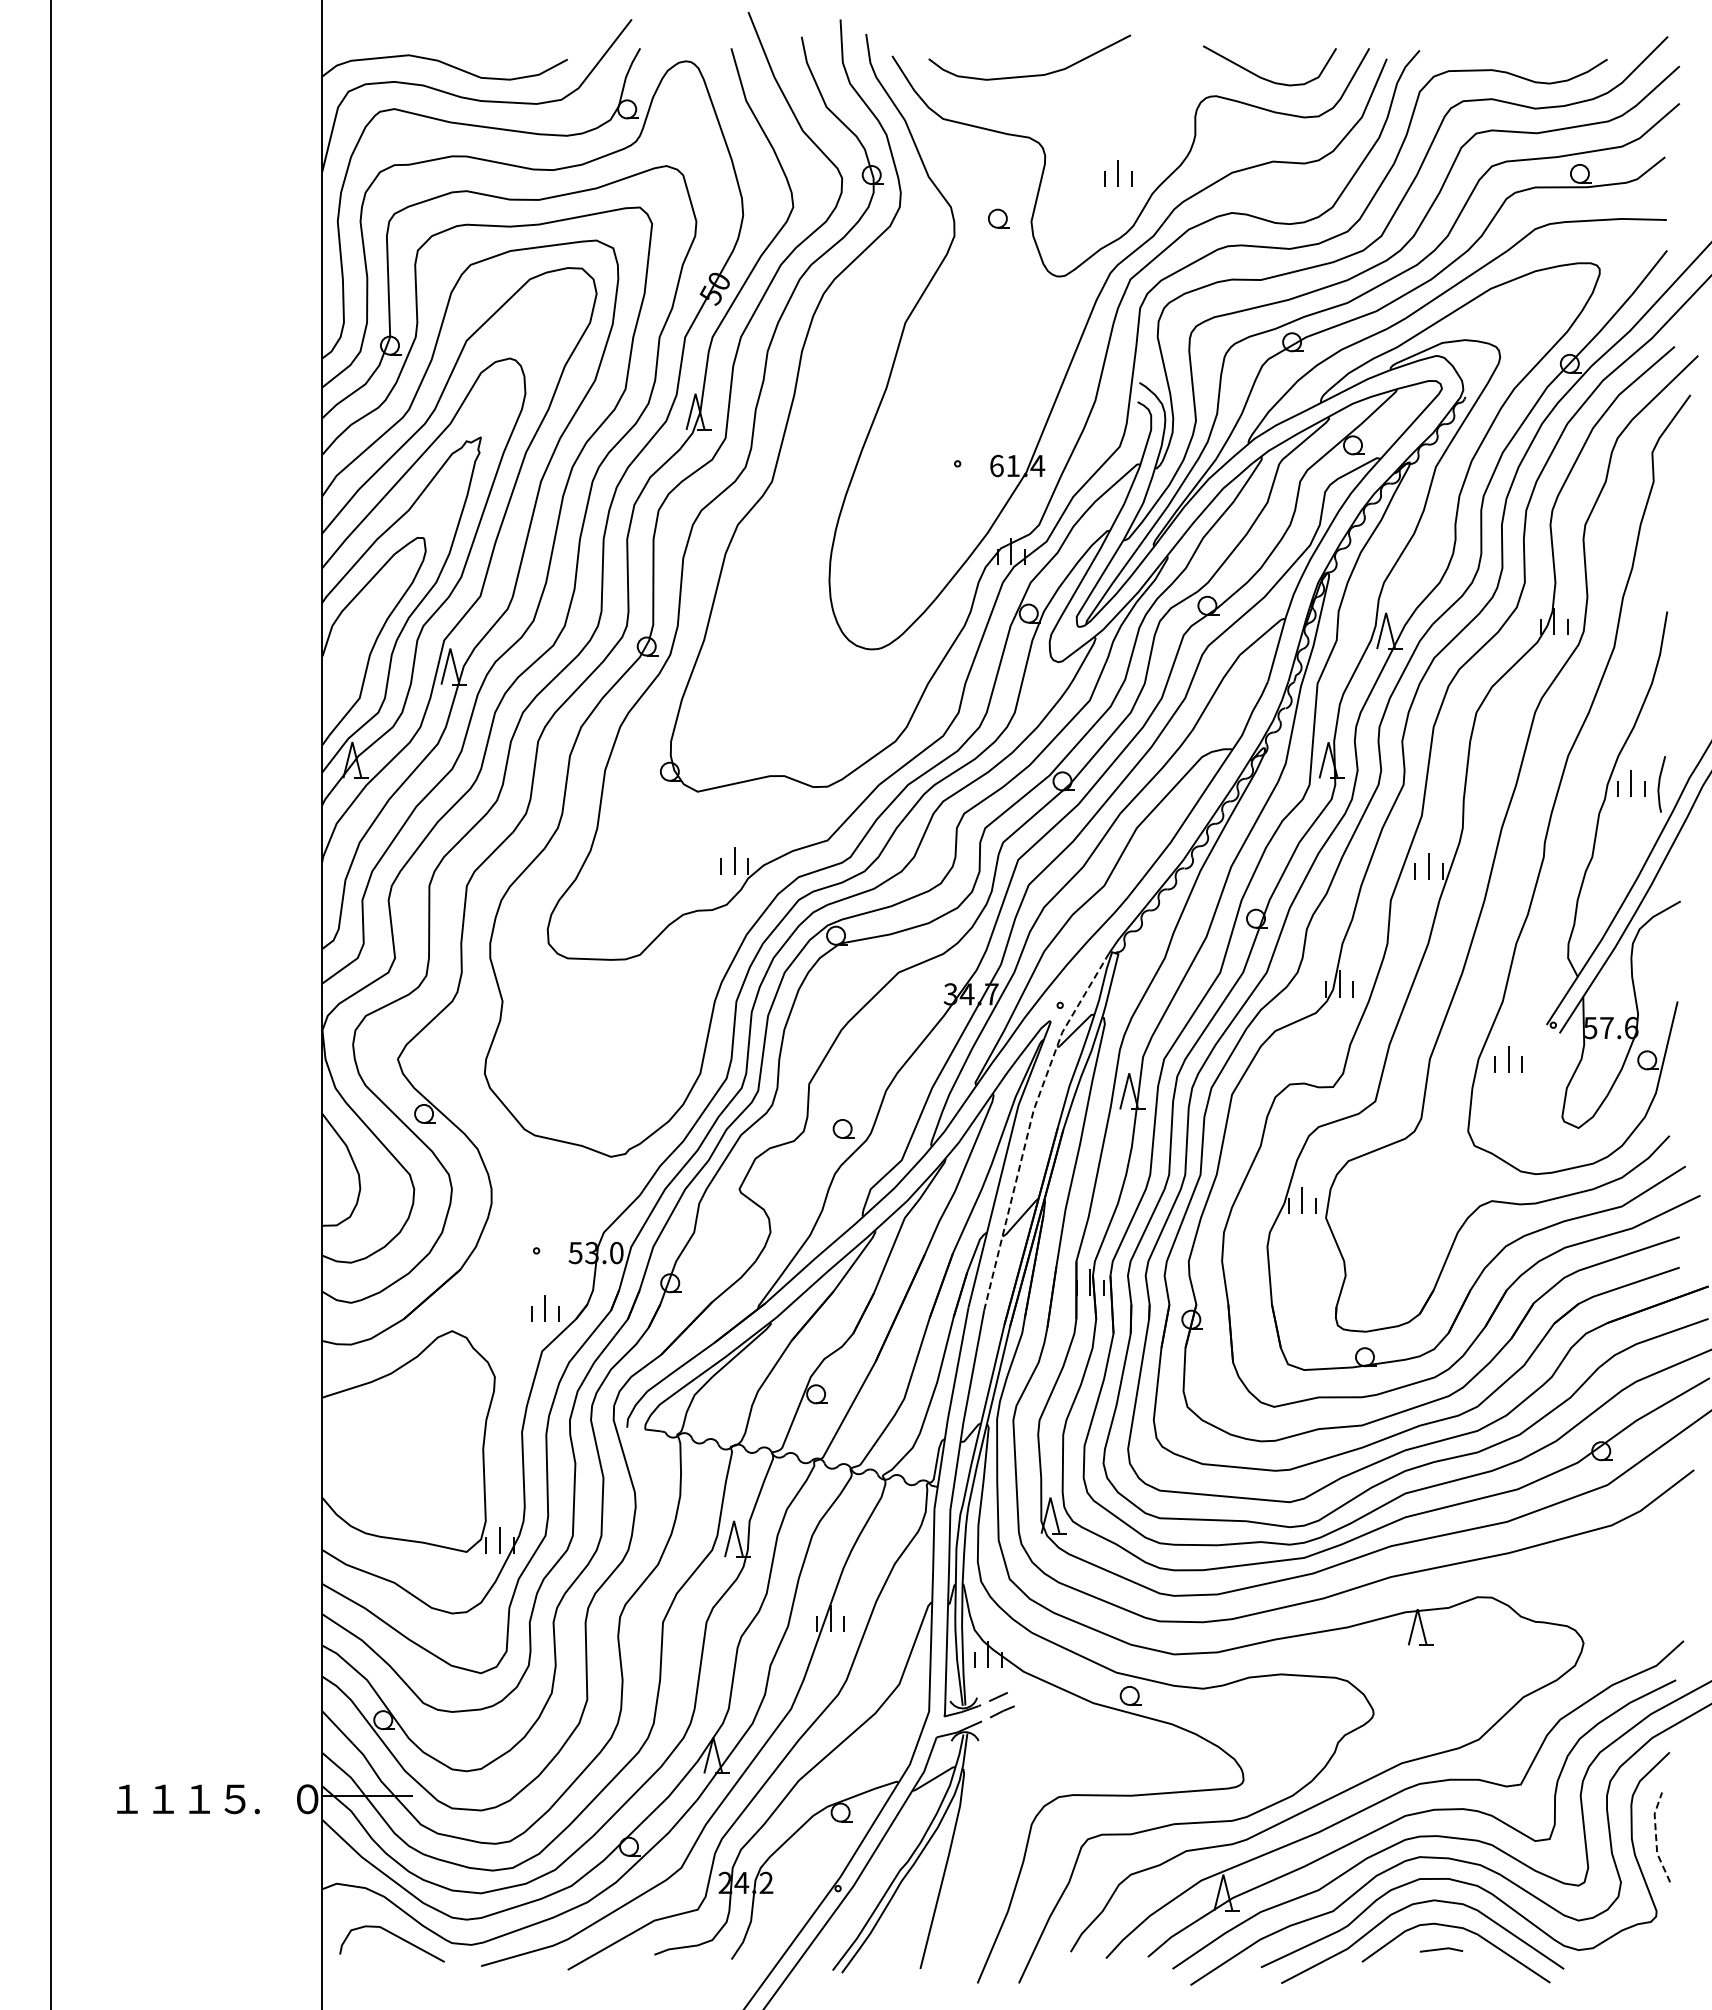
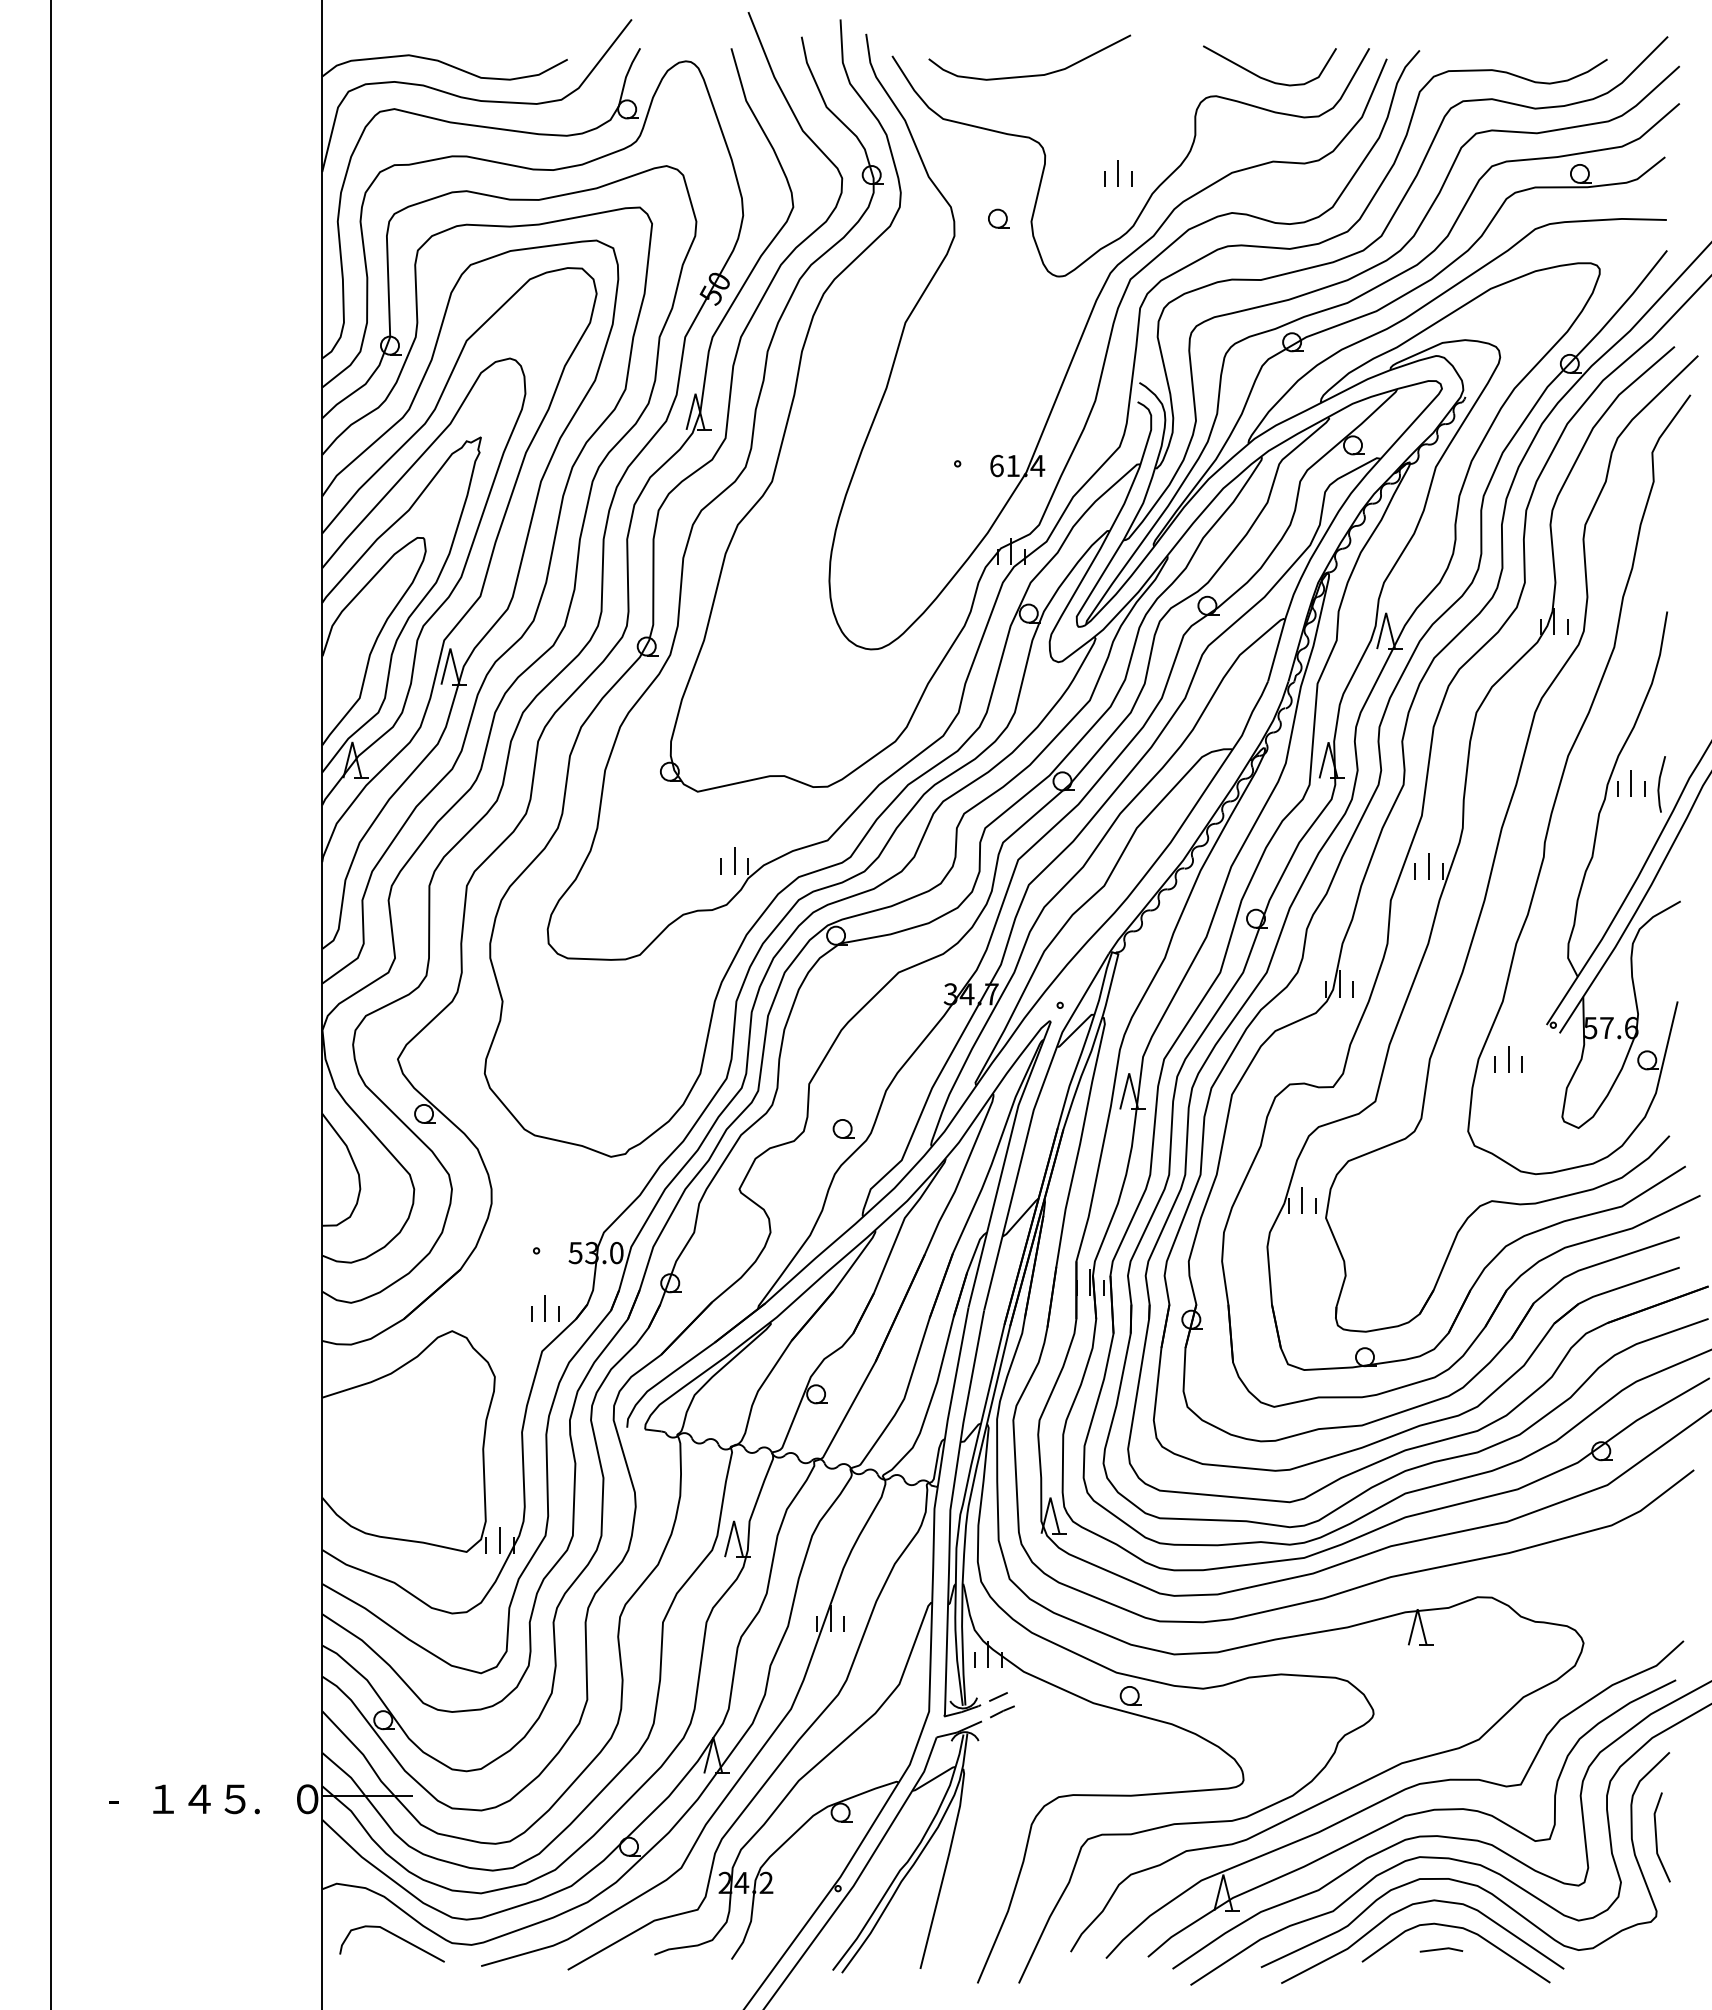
line: dashed -> solid (1030, 1124)
text: １ -> - (123, 1798)
text: １ -> ４ (199, 1798)
line: dashed -> solid (1656, 1837)
